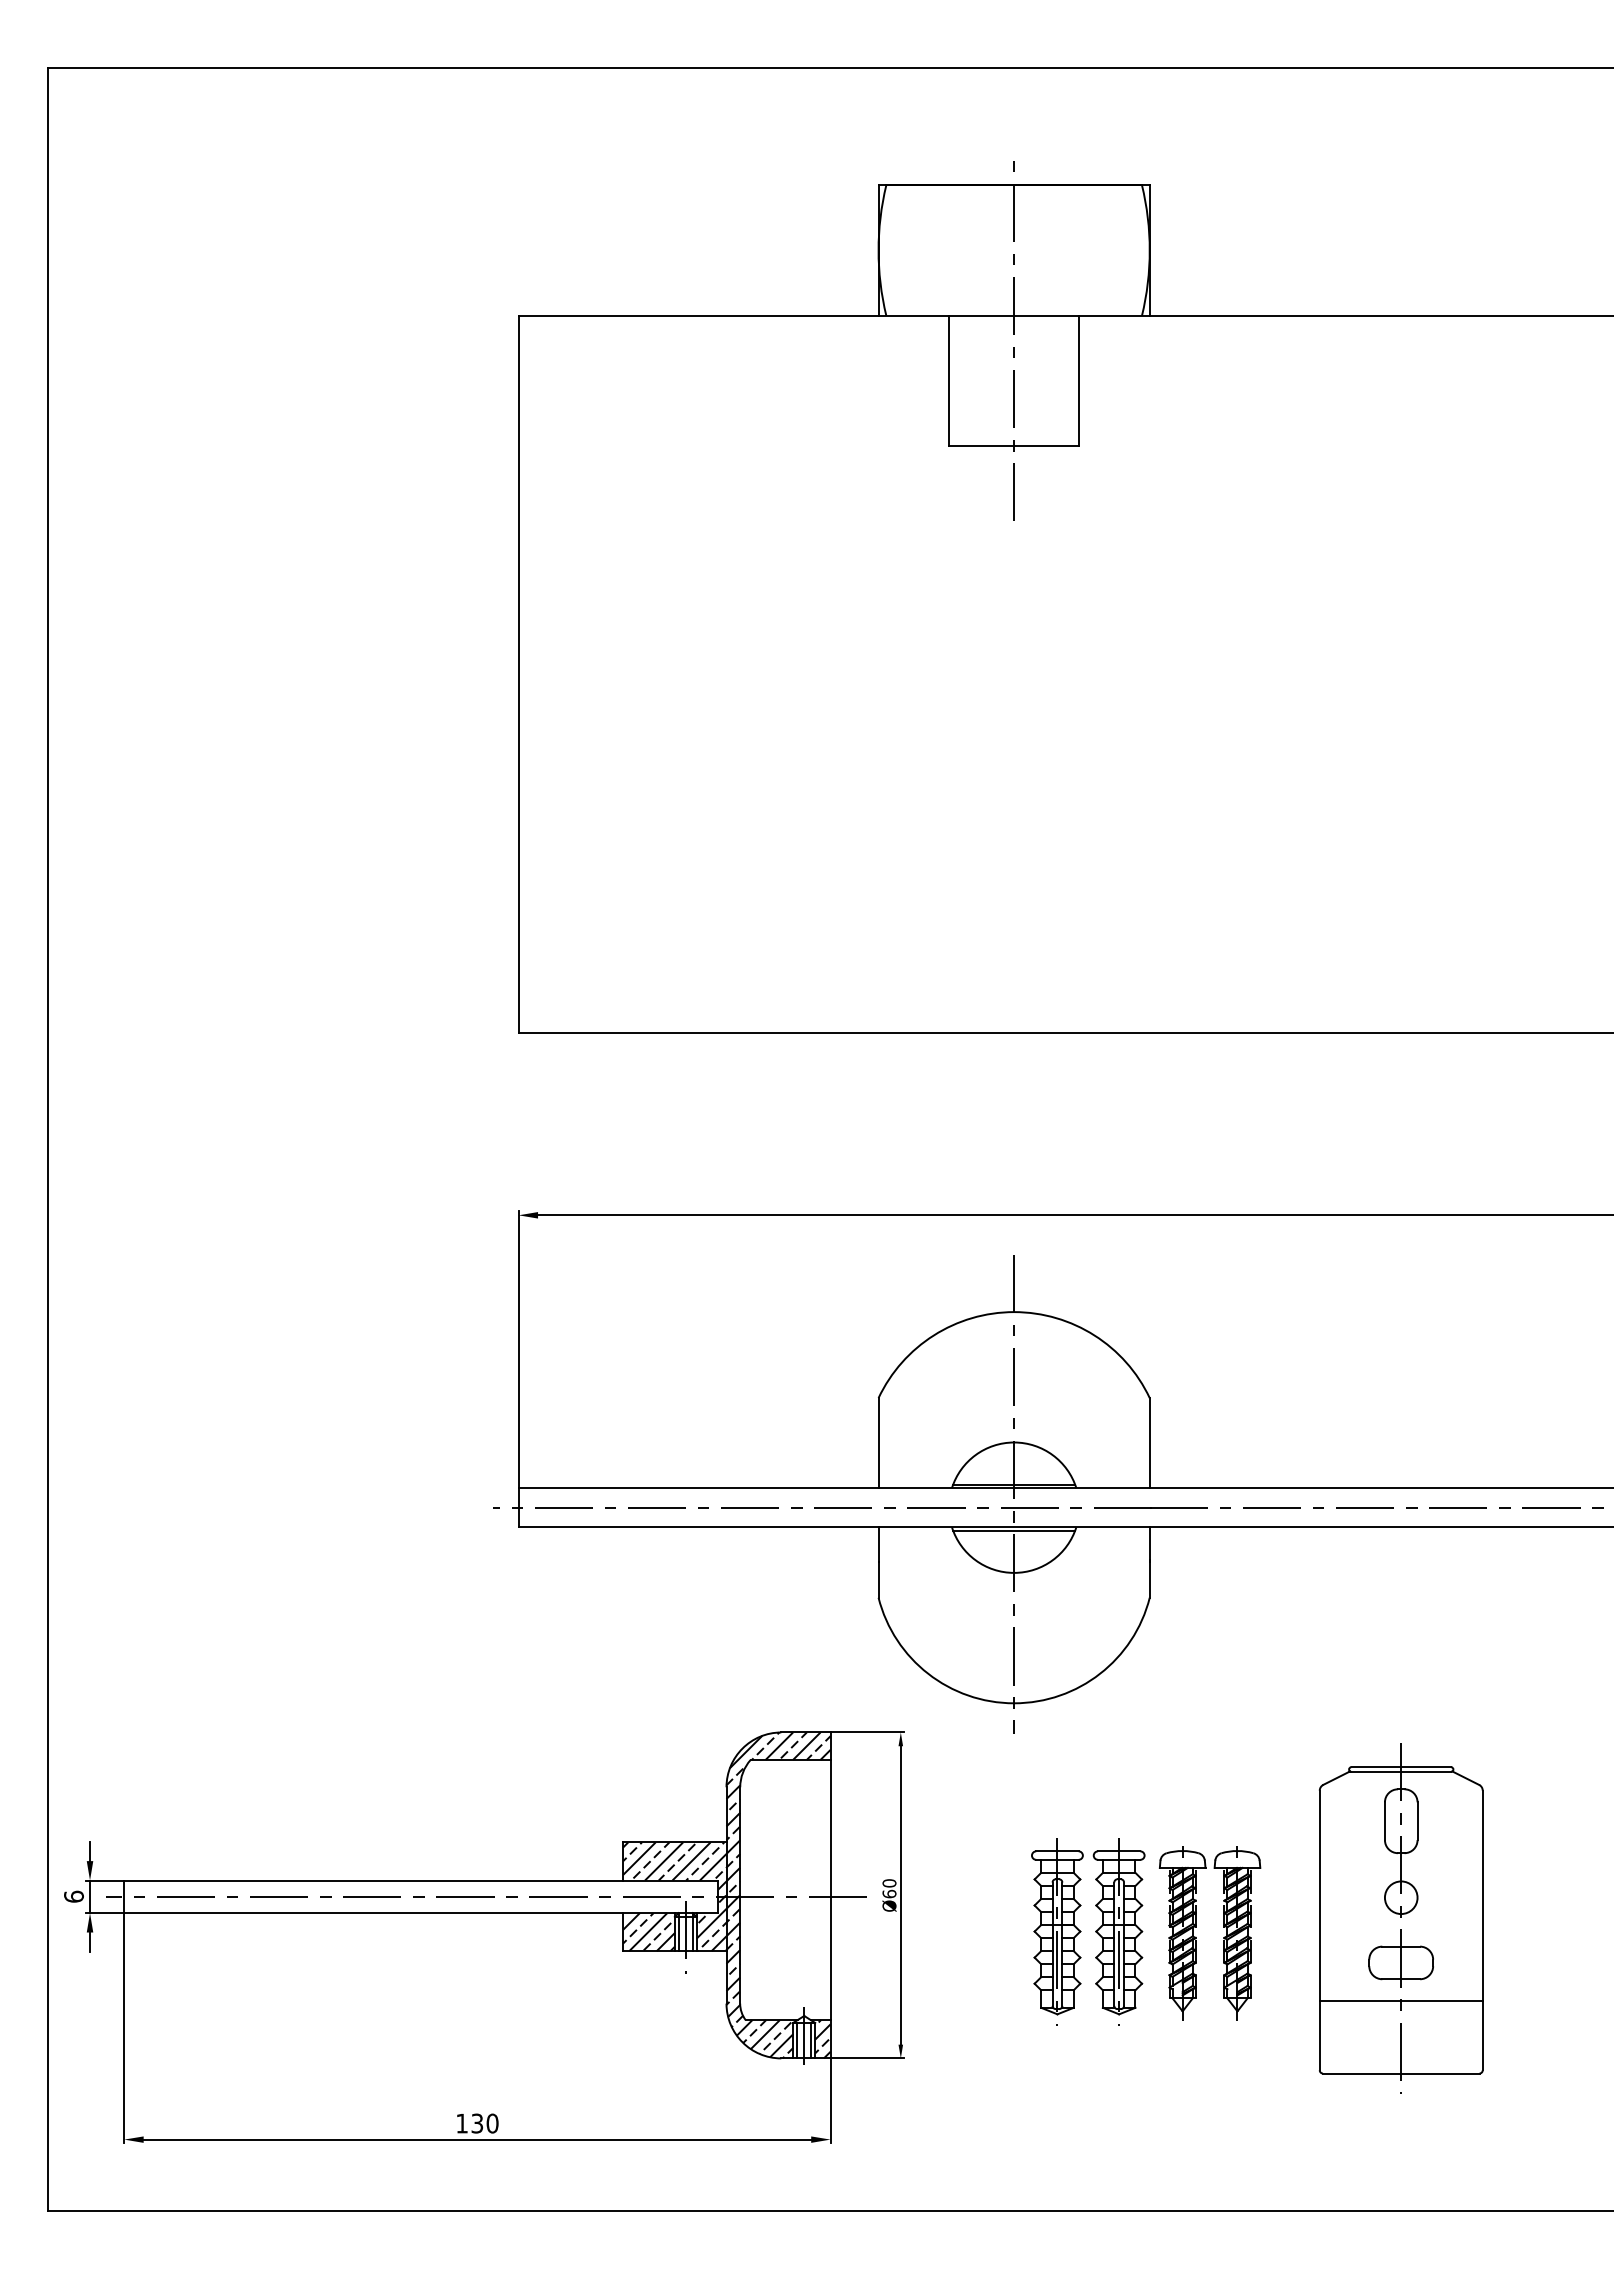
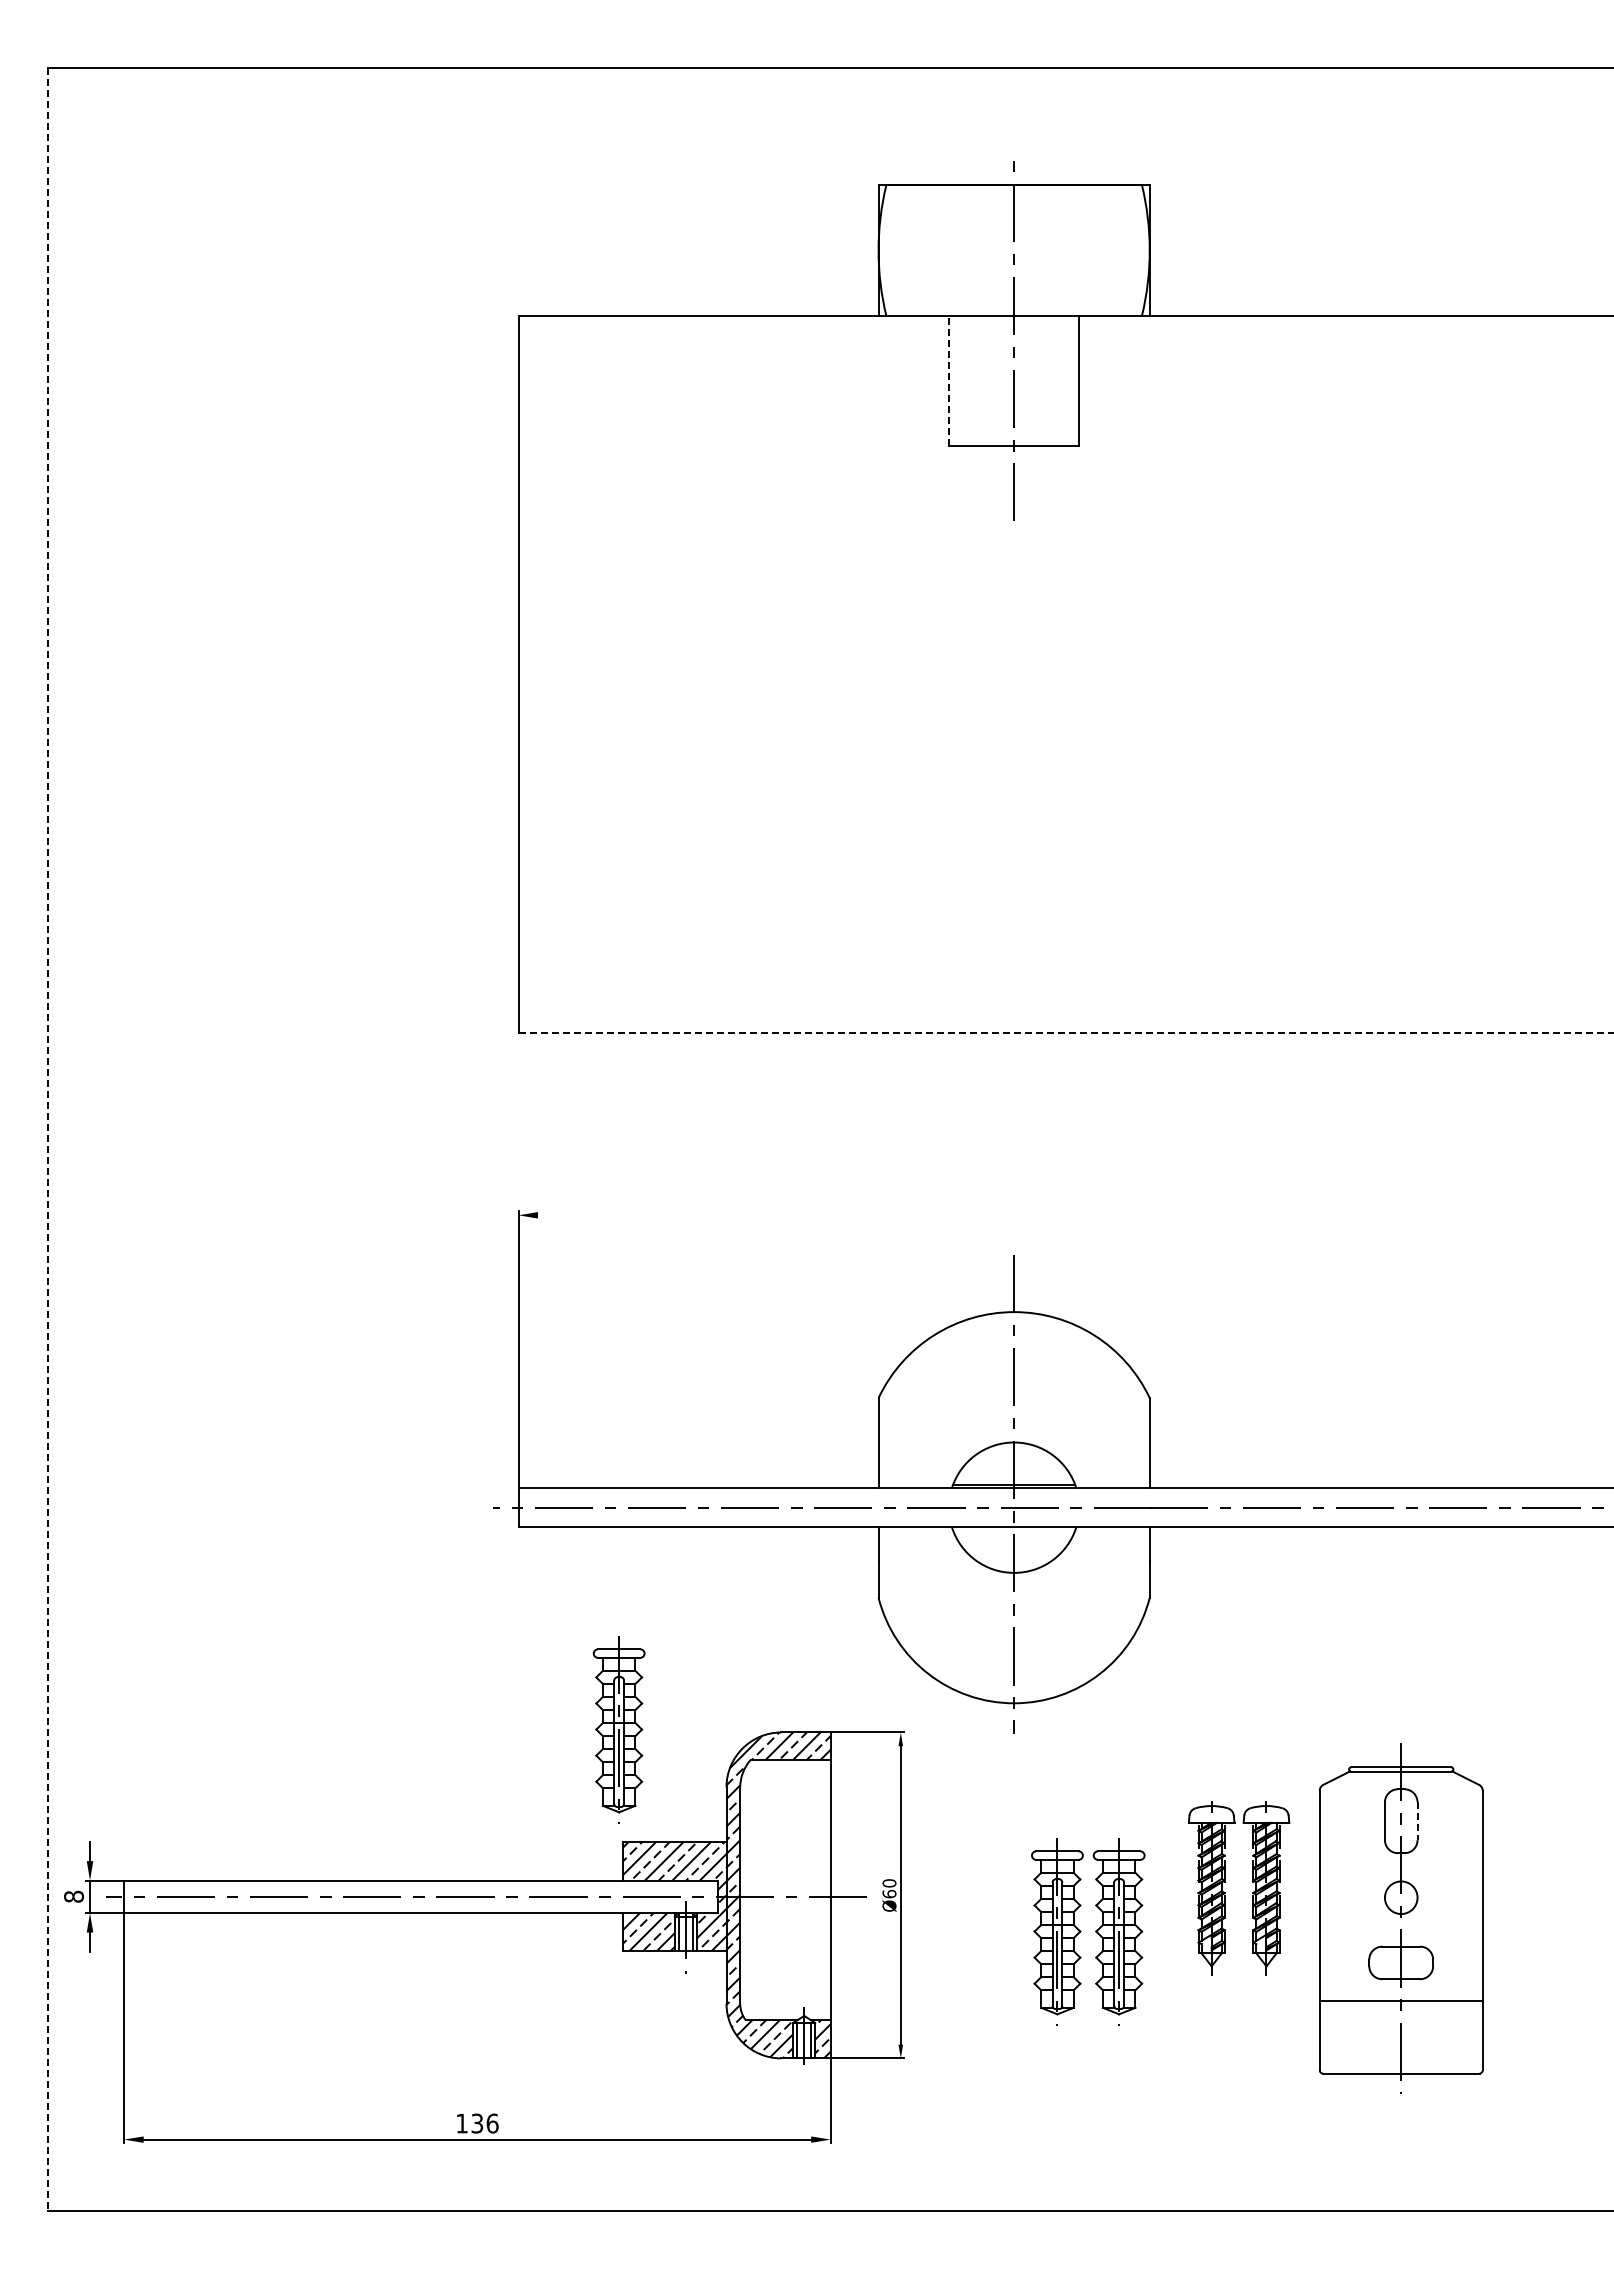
line: solid -> dashed (948, 380)
line: solid -> dashed (1066, 1032)
line: solid -> dashed (48, 1139)
line: present -> none (1074, 1215)
line: present -> none (1014, 1530)
part: none -> present (618, 1729)
line: solid -> dashed (1417, 1821)
text: 6 -> 8 (73, 1896)
part position: (1223, 1937) -> (1252, 1892) (1252, 1892)
text: 130 -> 136 (492, 2123)
